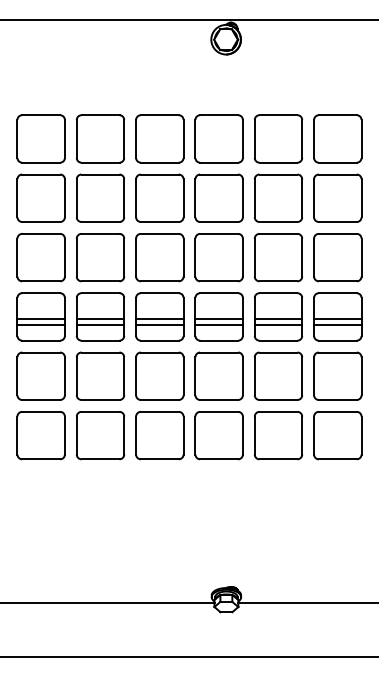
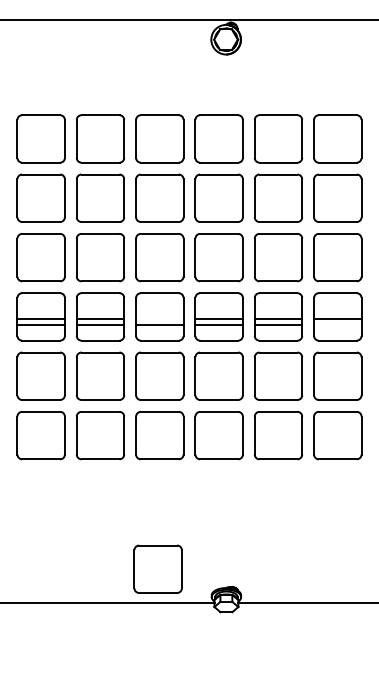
line: present -> none (159, 318)
line: present -> none (337, 325)
part: none -> present (157, 568)
line: present -> none (188, 656)
